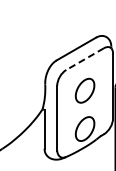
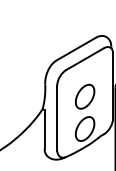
line: dashed -> solid (85, 59)
part position: (85, 90) -> (85, 96) (85, 96)
